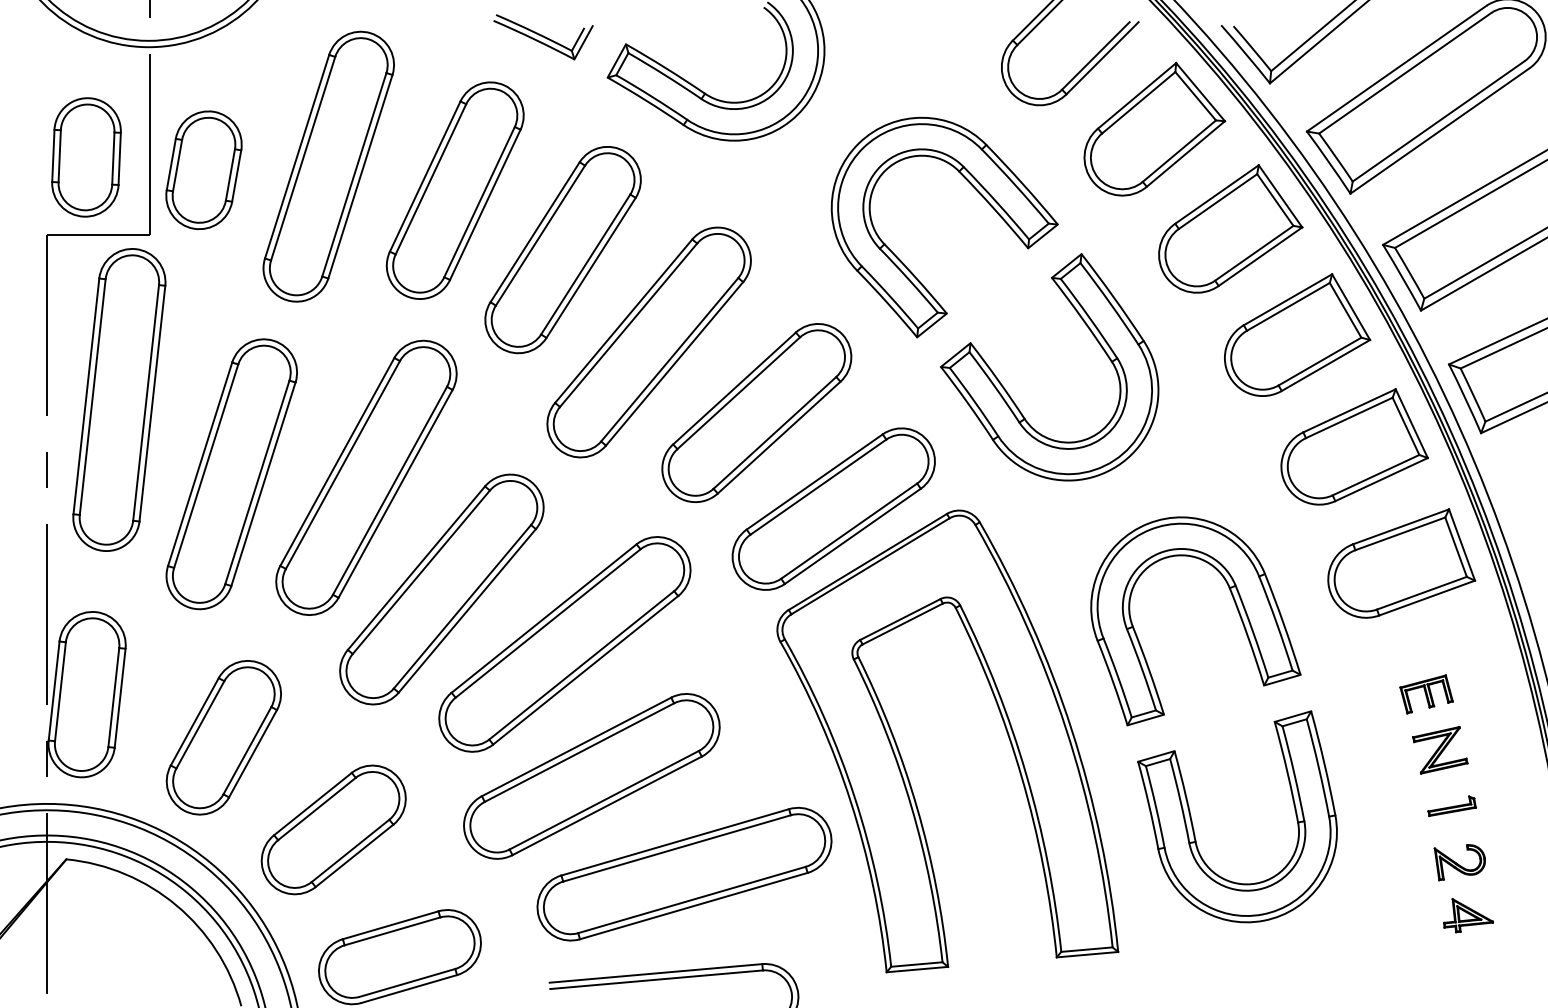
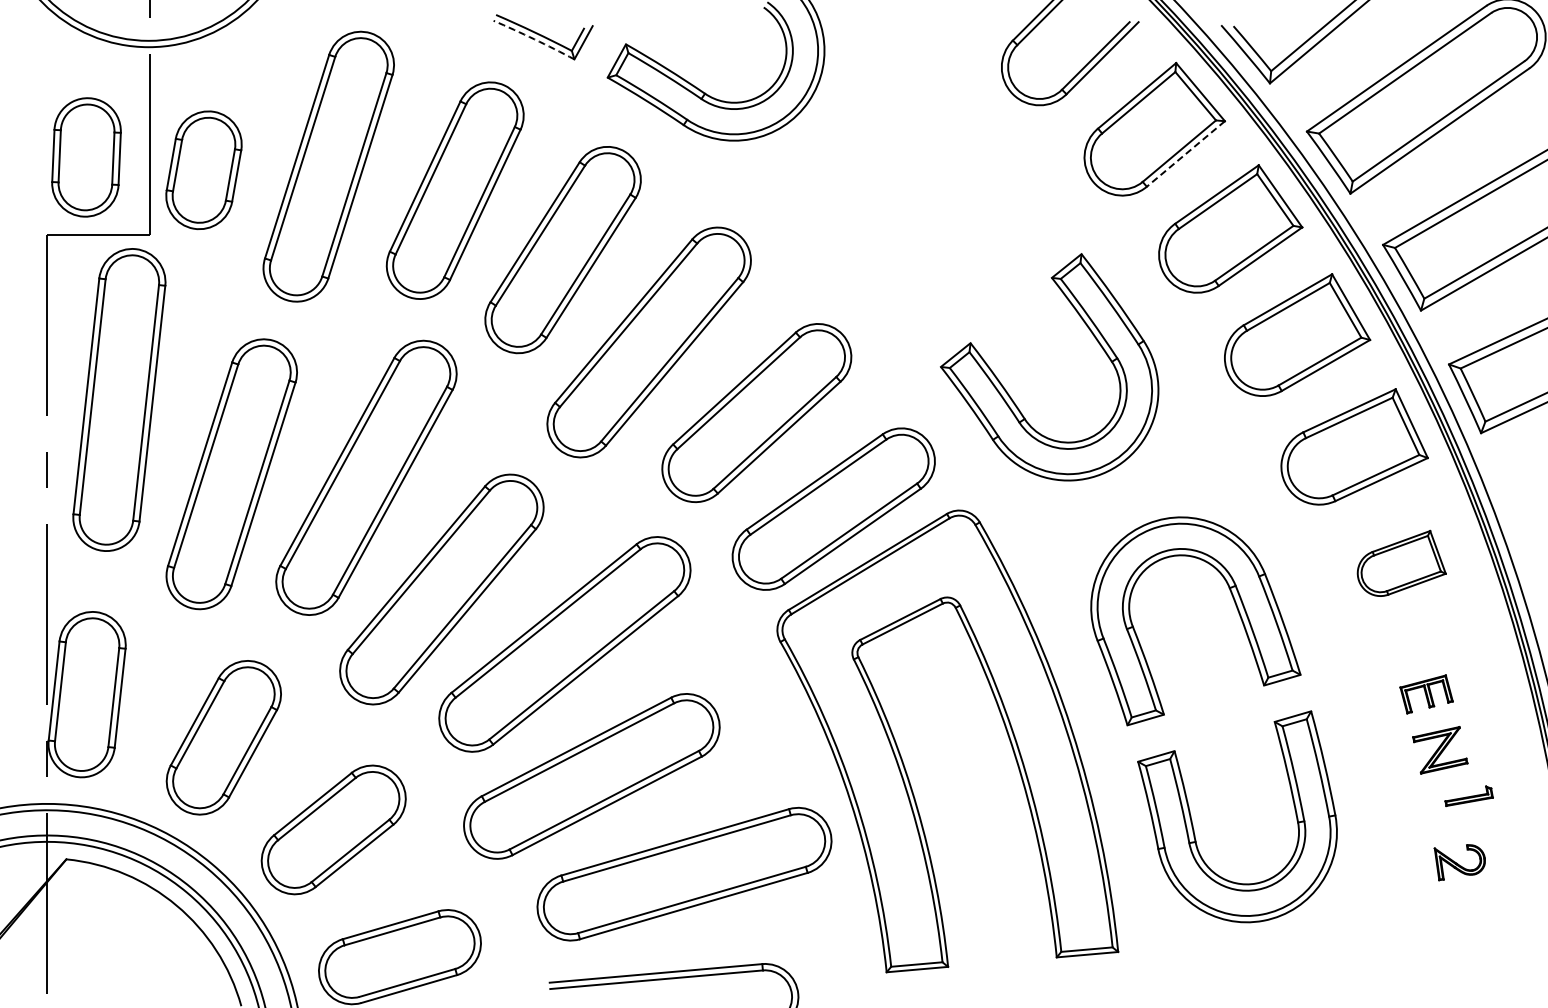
arc: solid -> dashed (534, 39)
line: solid -> dashed (1185, 153)
part: present -> none (978, 193)
part size: 150x111 px -> 91x68 px (1401, 562)
part position: (1451, 806) -> (1468, 796) (1468, 796)
part: present -> none (1468, 915)
